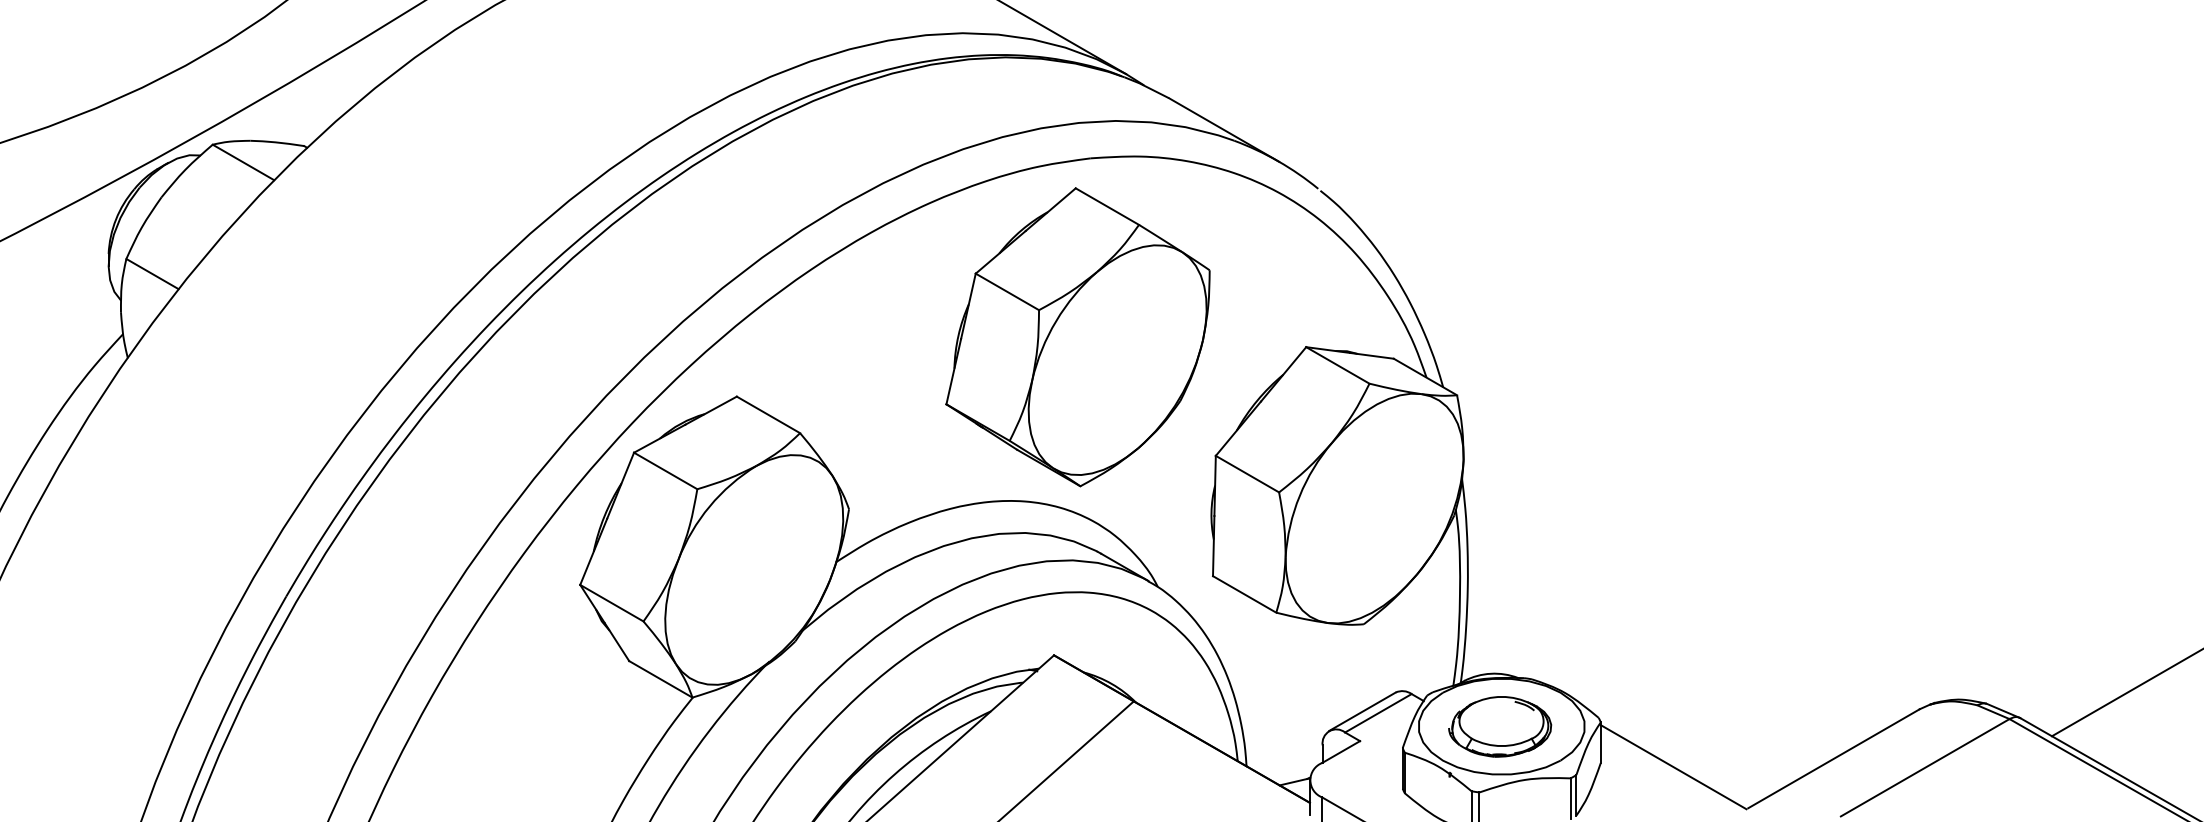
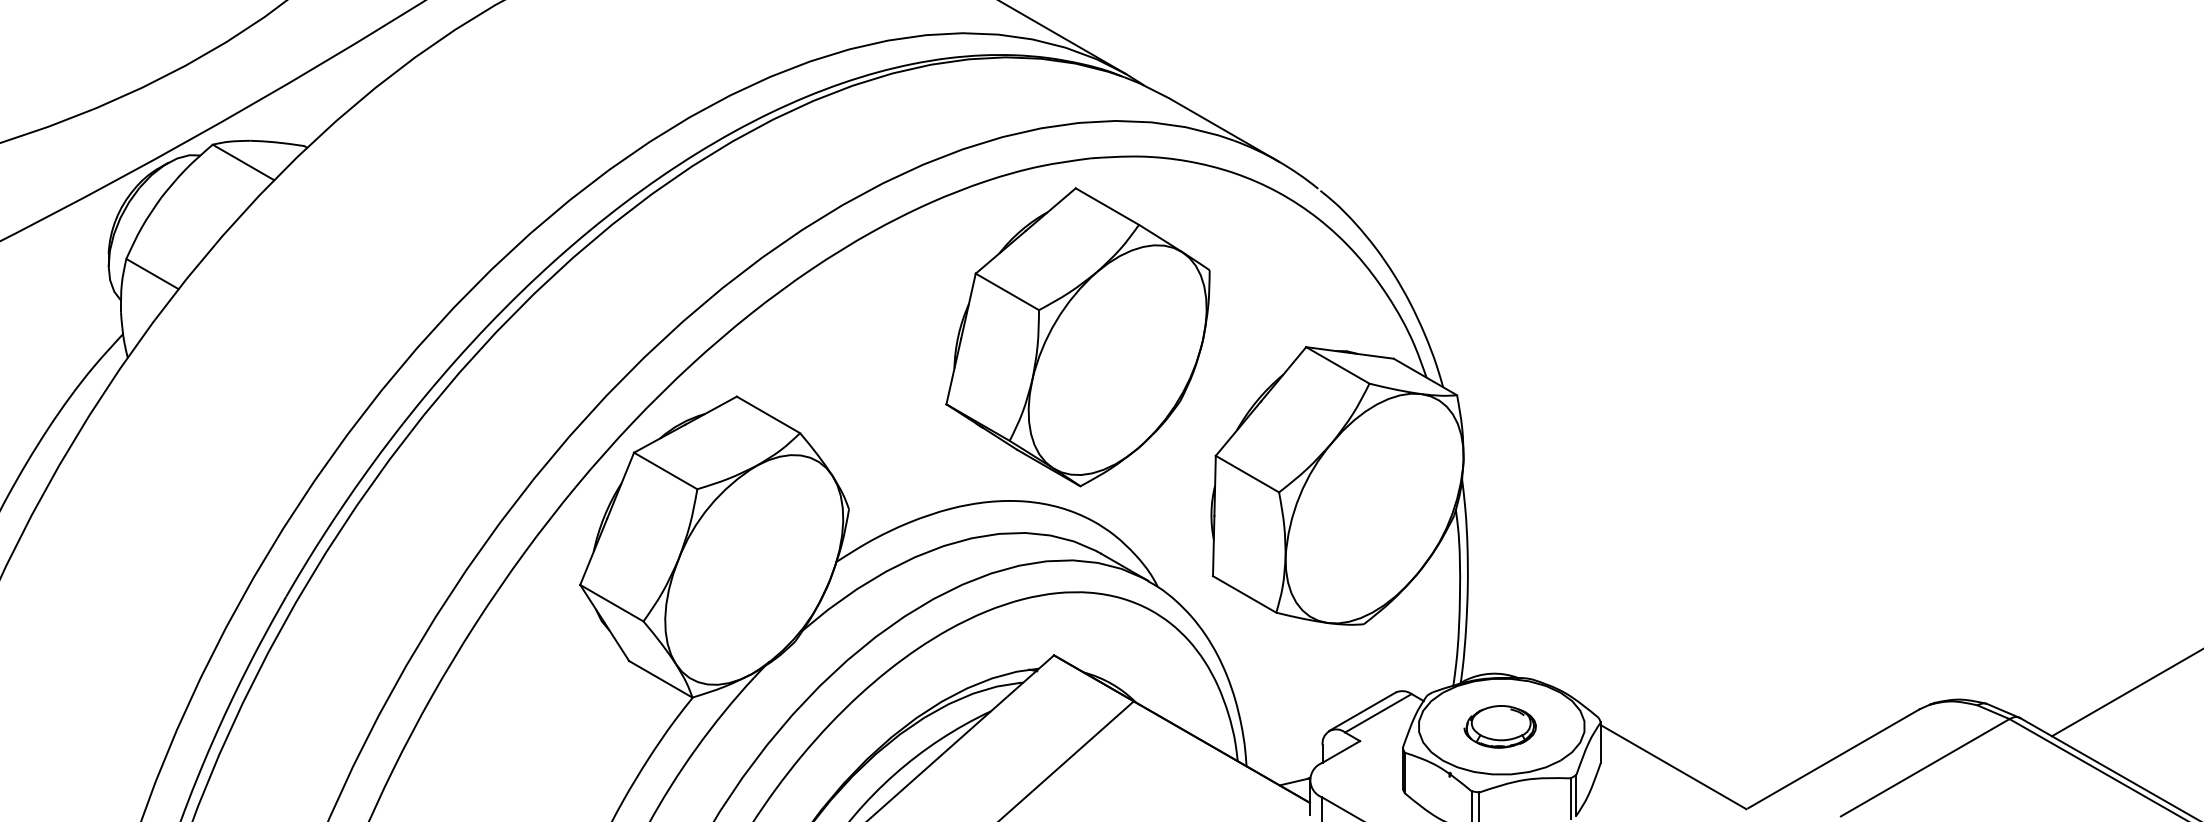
part size: 105x62 px -> 74x44 px (1499, 726)
